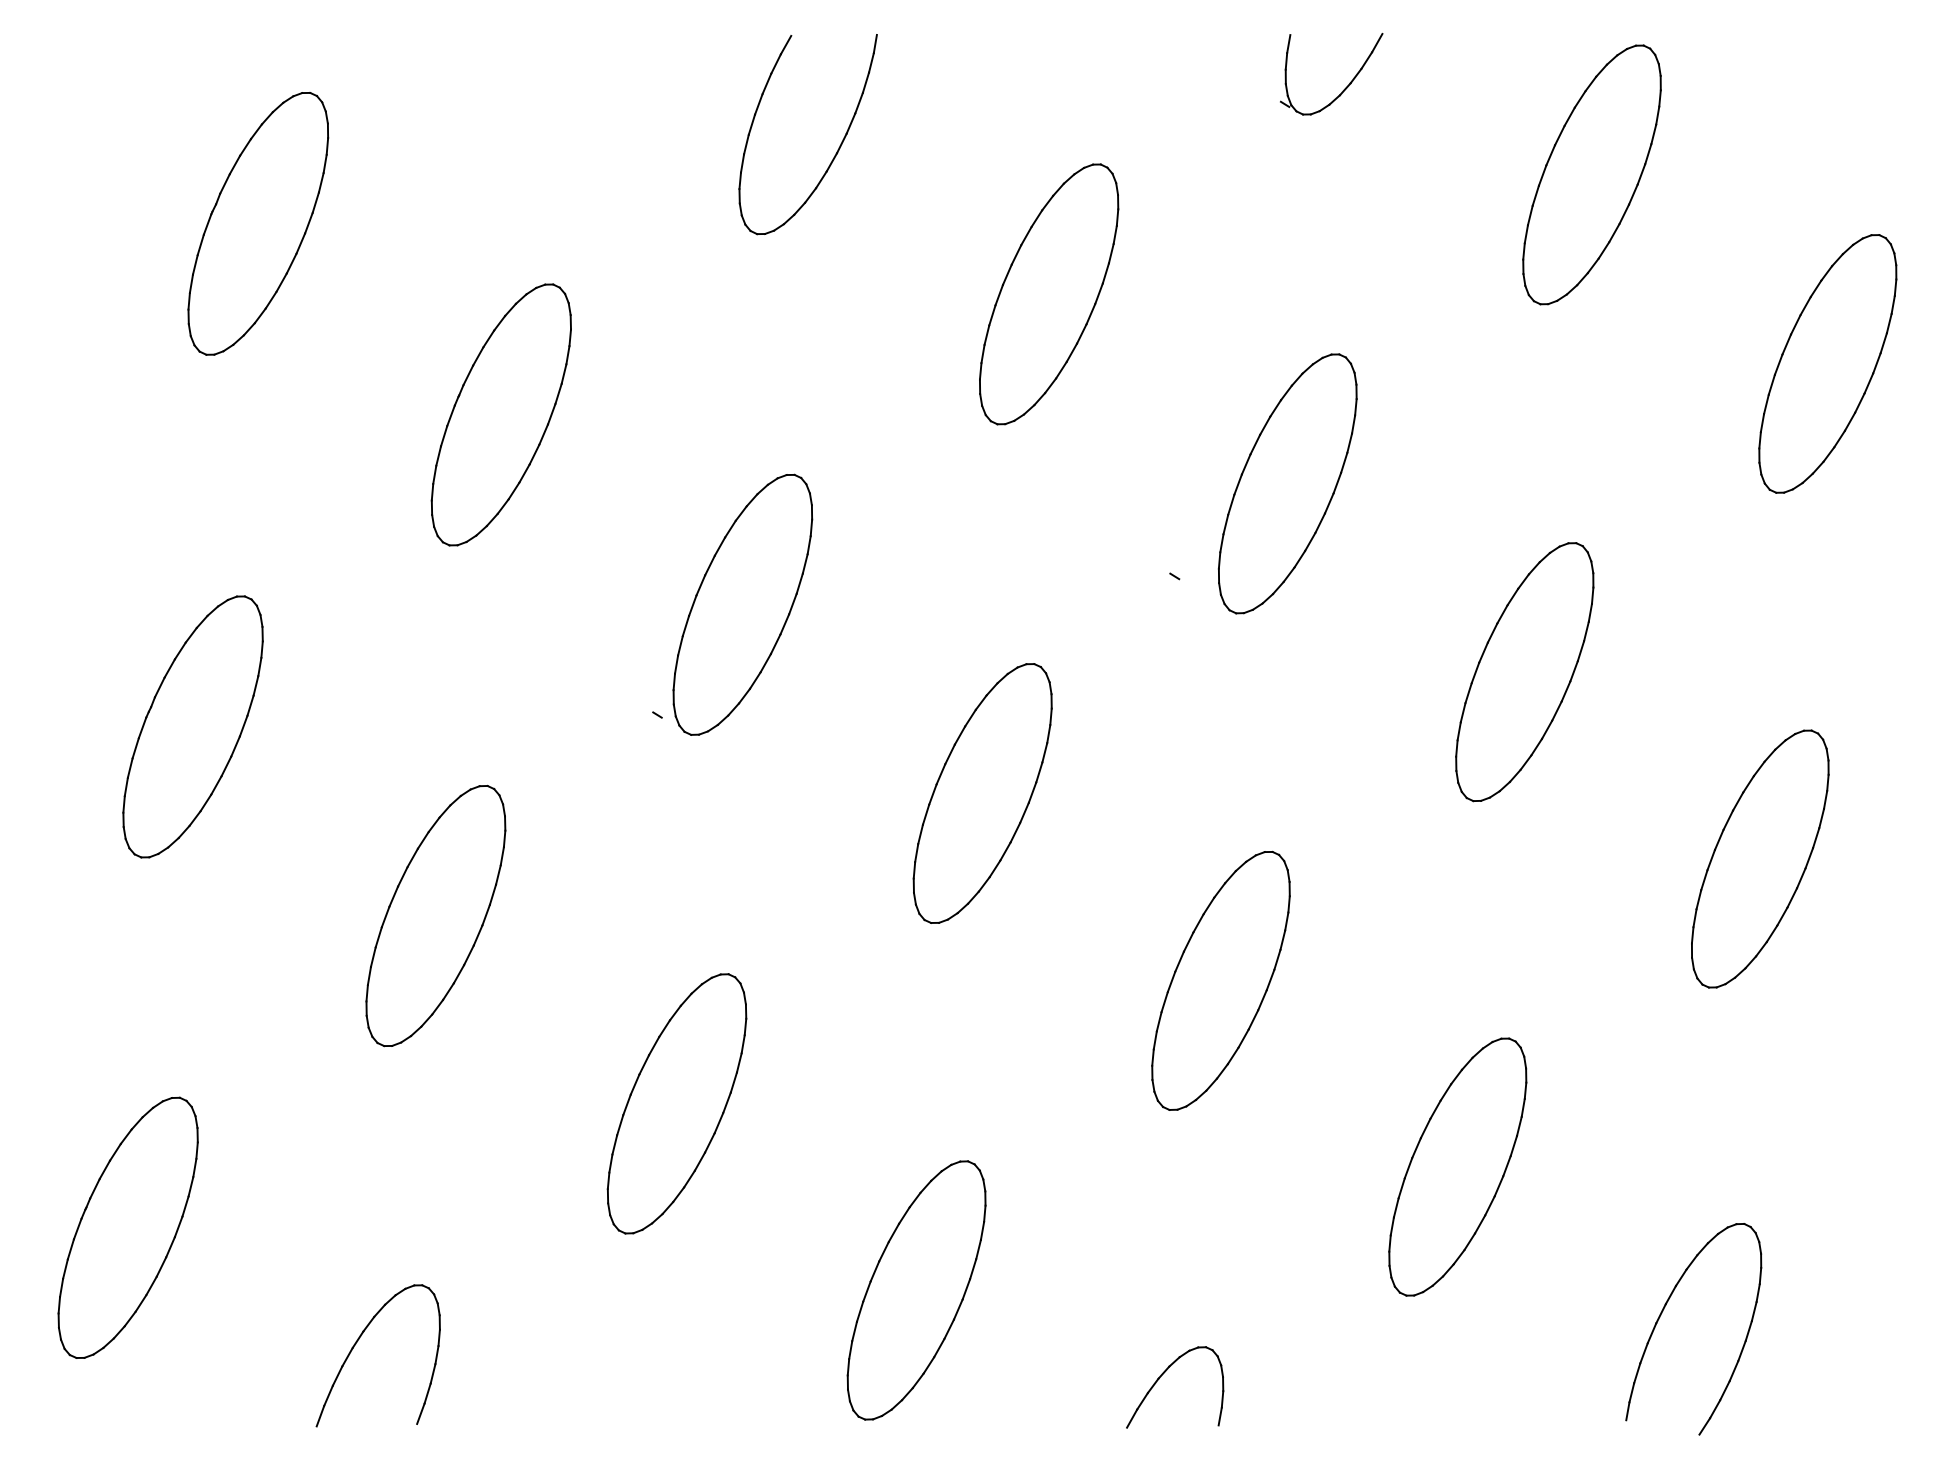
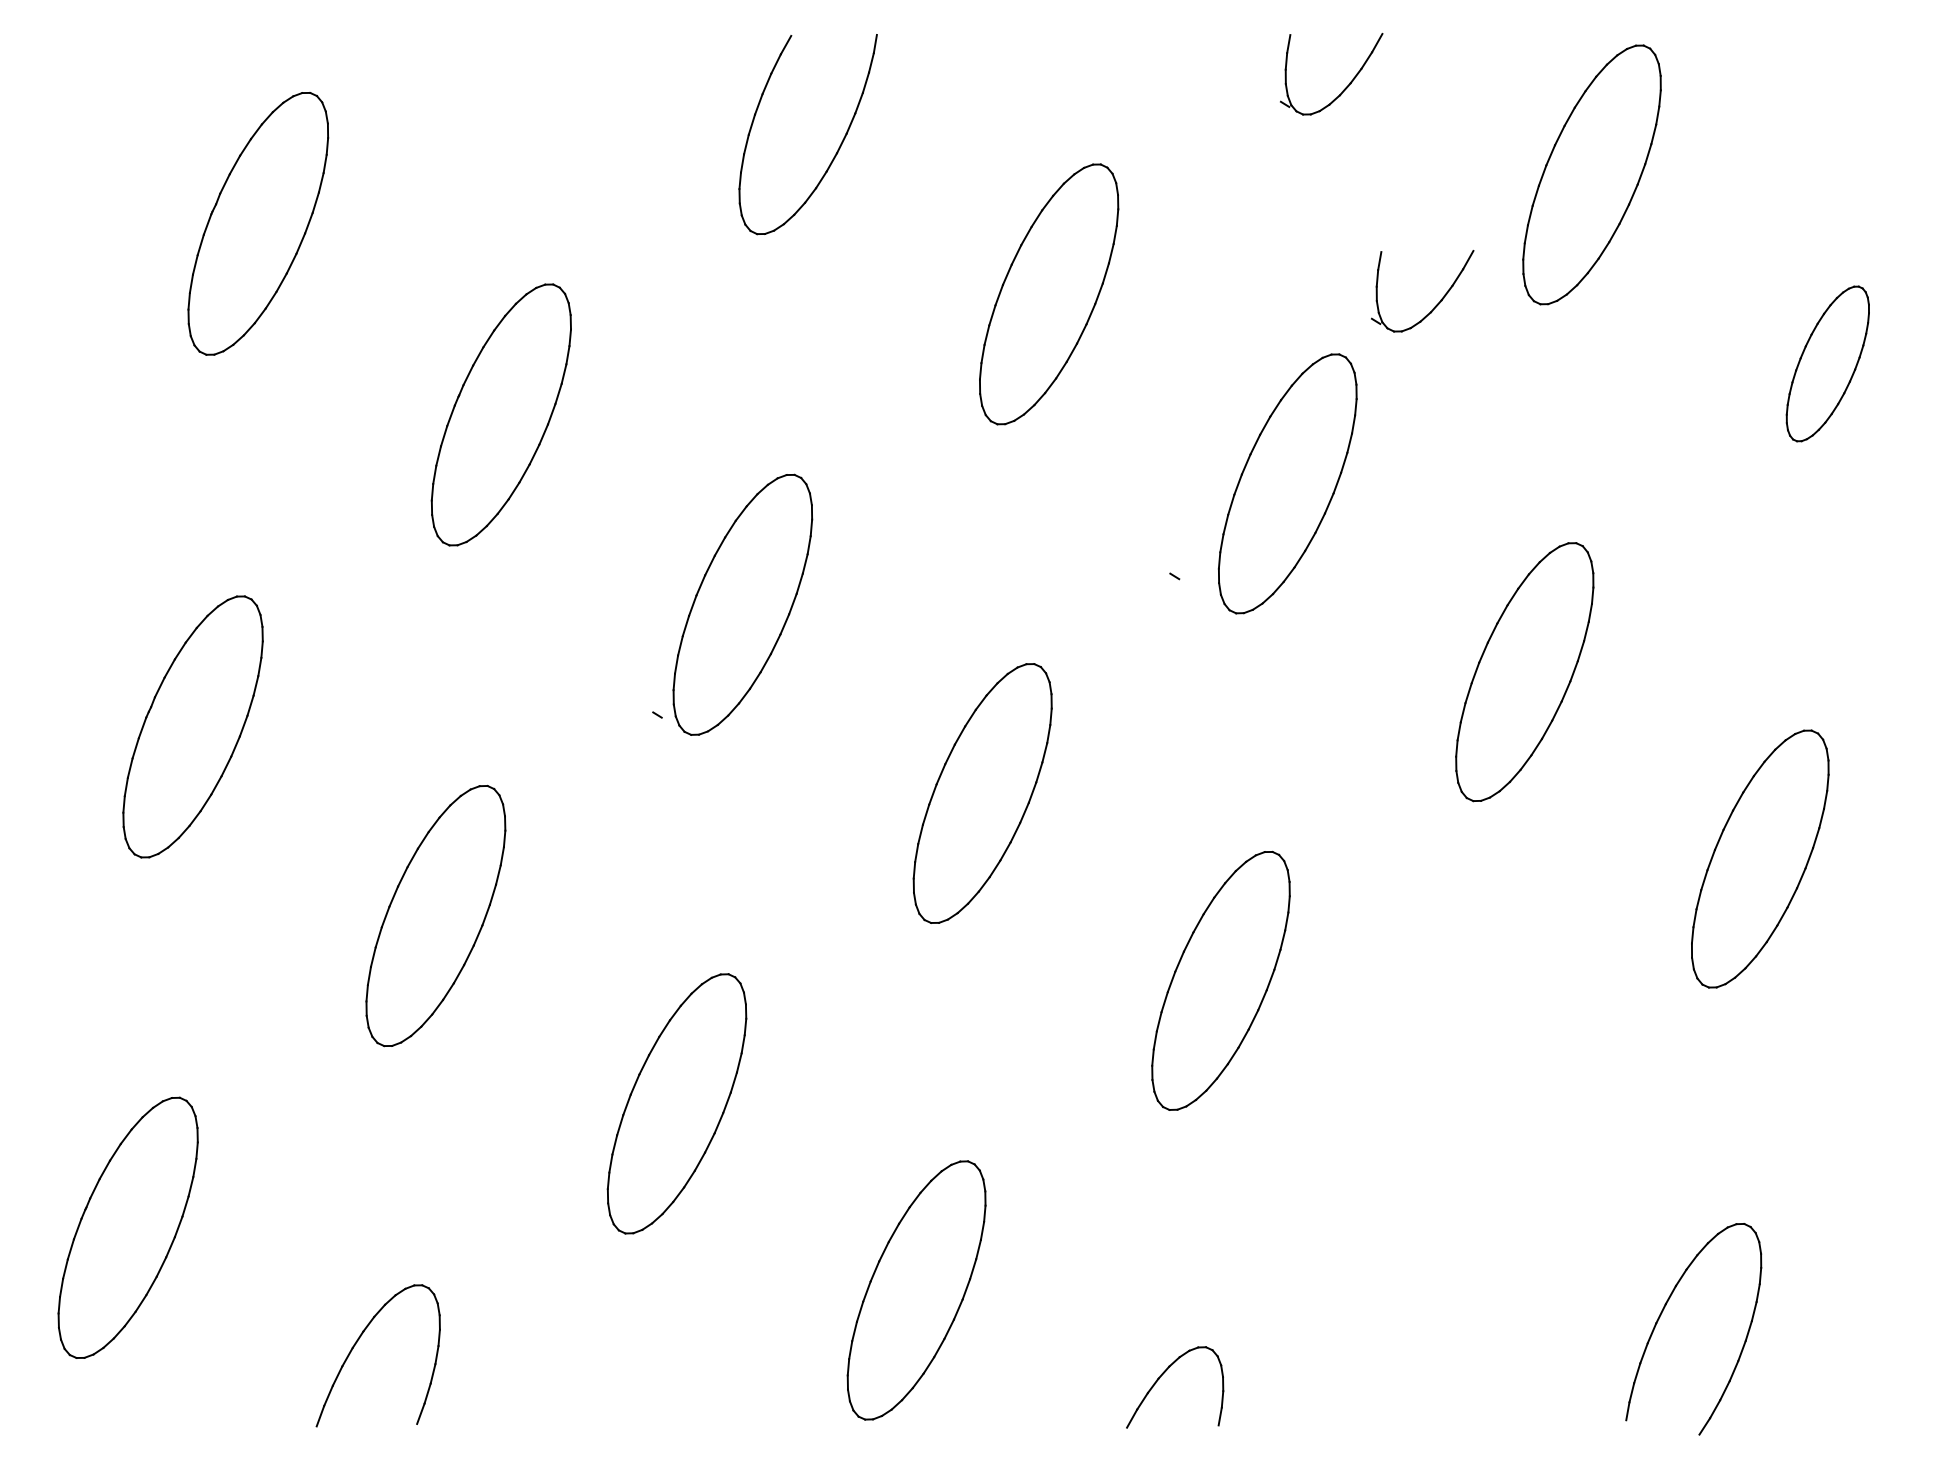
part: none -> present (1436, 304)
part size: 140x260 px -> 85x158 px (1827, 363)
part: present -> none (1457, 1166)
